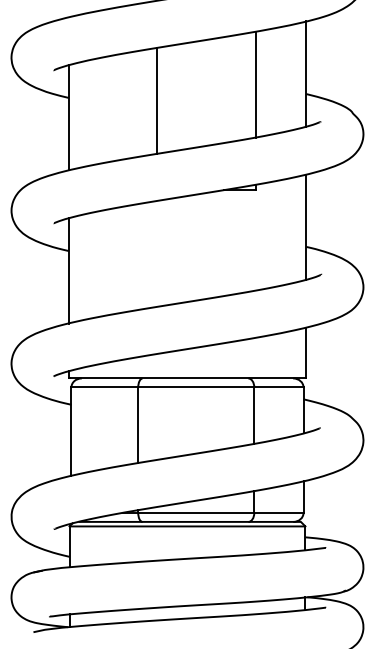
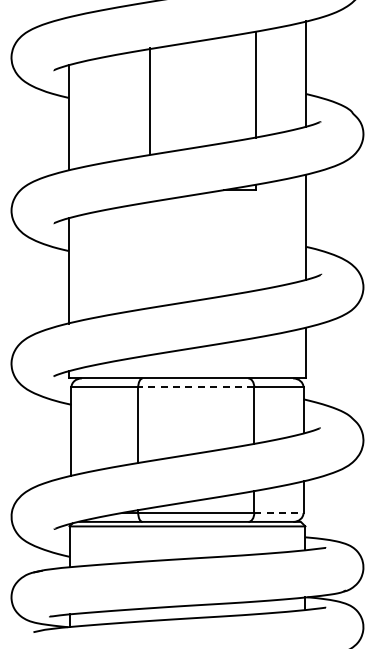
line position: (156, 100) -> (149, 100) (149, 100)
line: solid -> dashed (195, 387)
line: solid -> dashed (278, 512)
